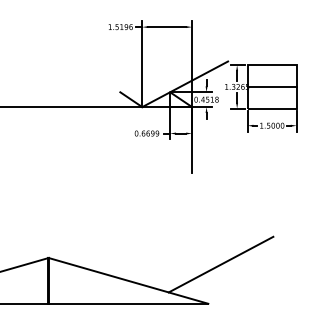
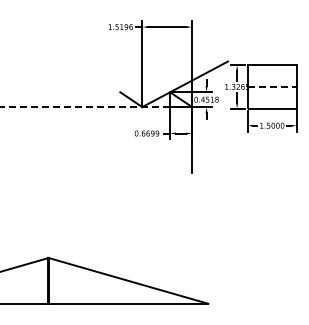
line: solid -> dashed (272, 86)
line: solid -> dashed (96, 107)
line: present -> none (220, 264)
